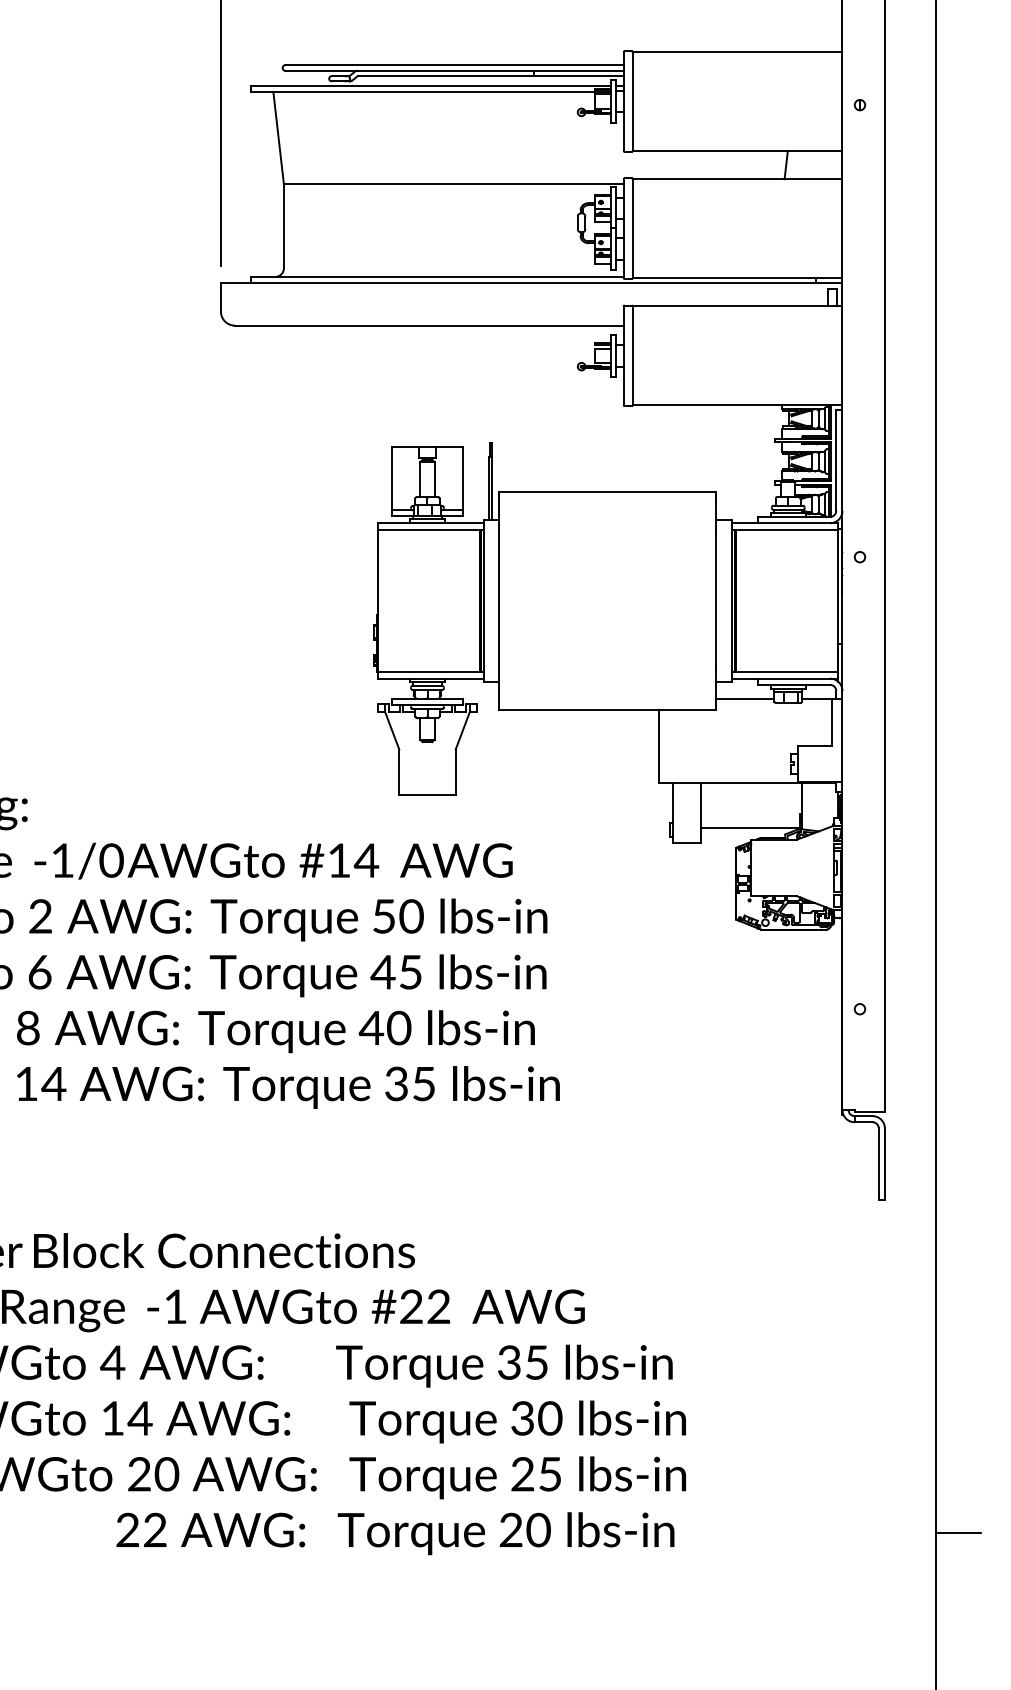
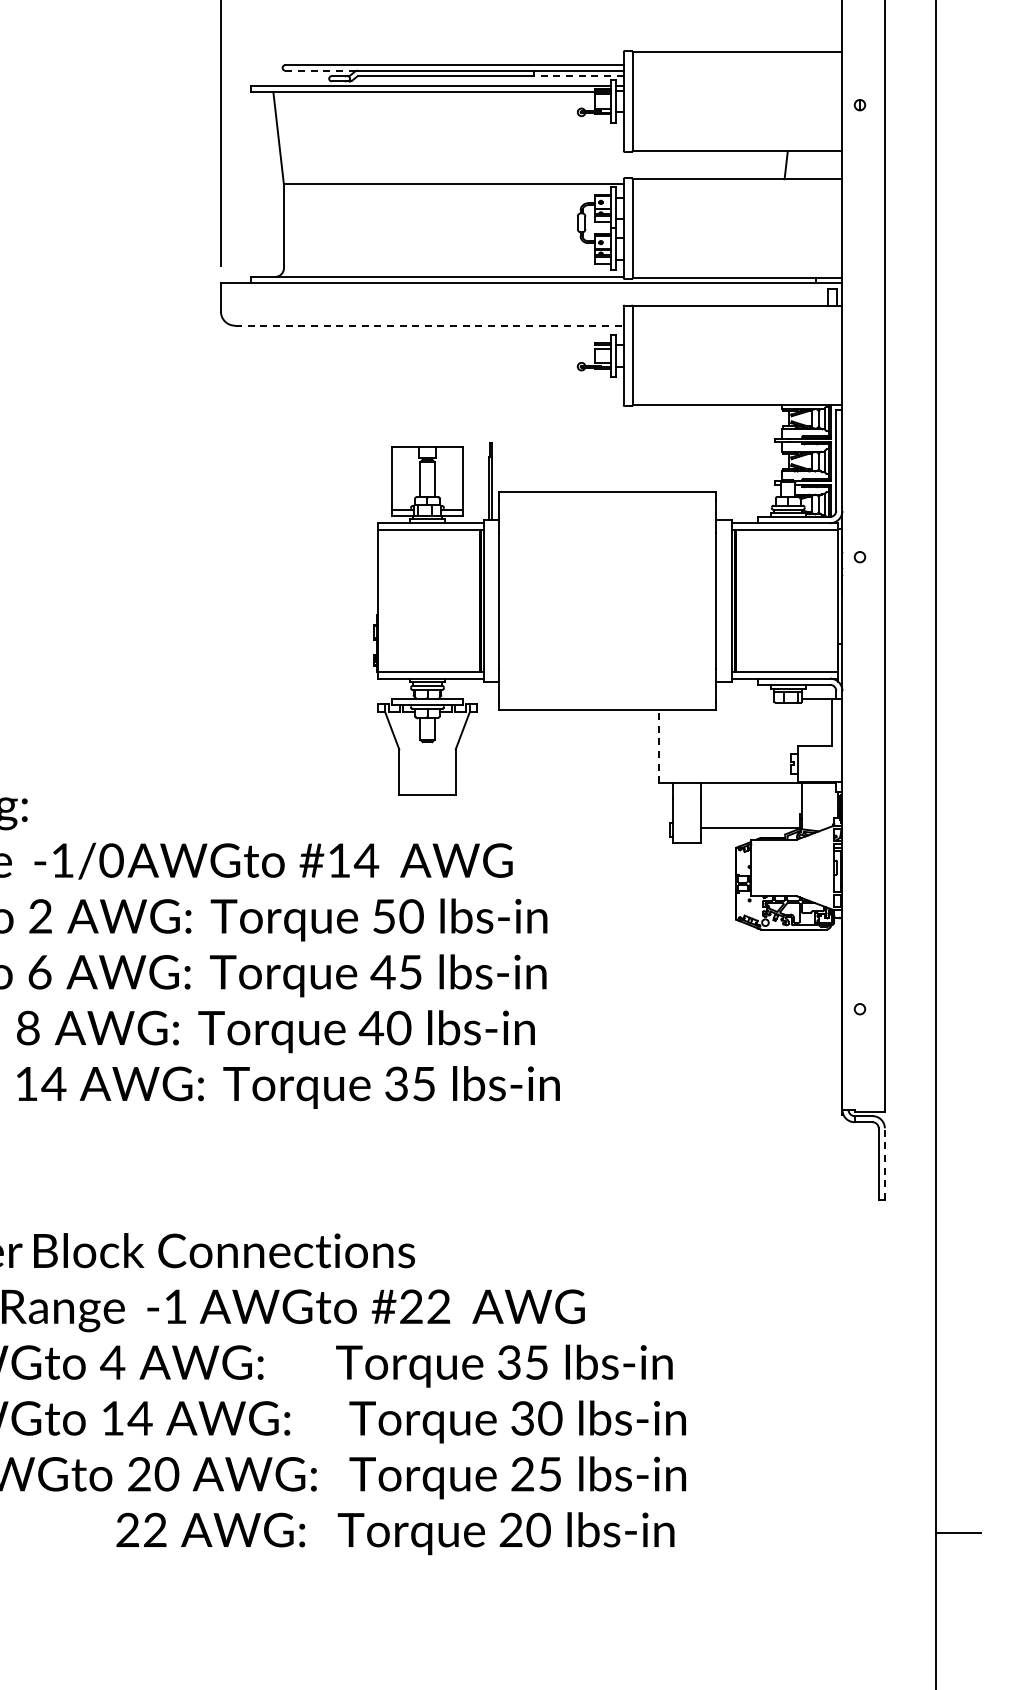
line: solid -> dashed (322, 70)
line: solid -> dashed (578, 75)
line: solid -> dashed (429, 325)
line: present -> none (745, 698)
line: solid -> dashed (658, 746)
line: solid -> dashed (884, 1164)
